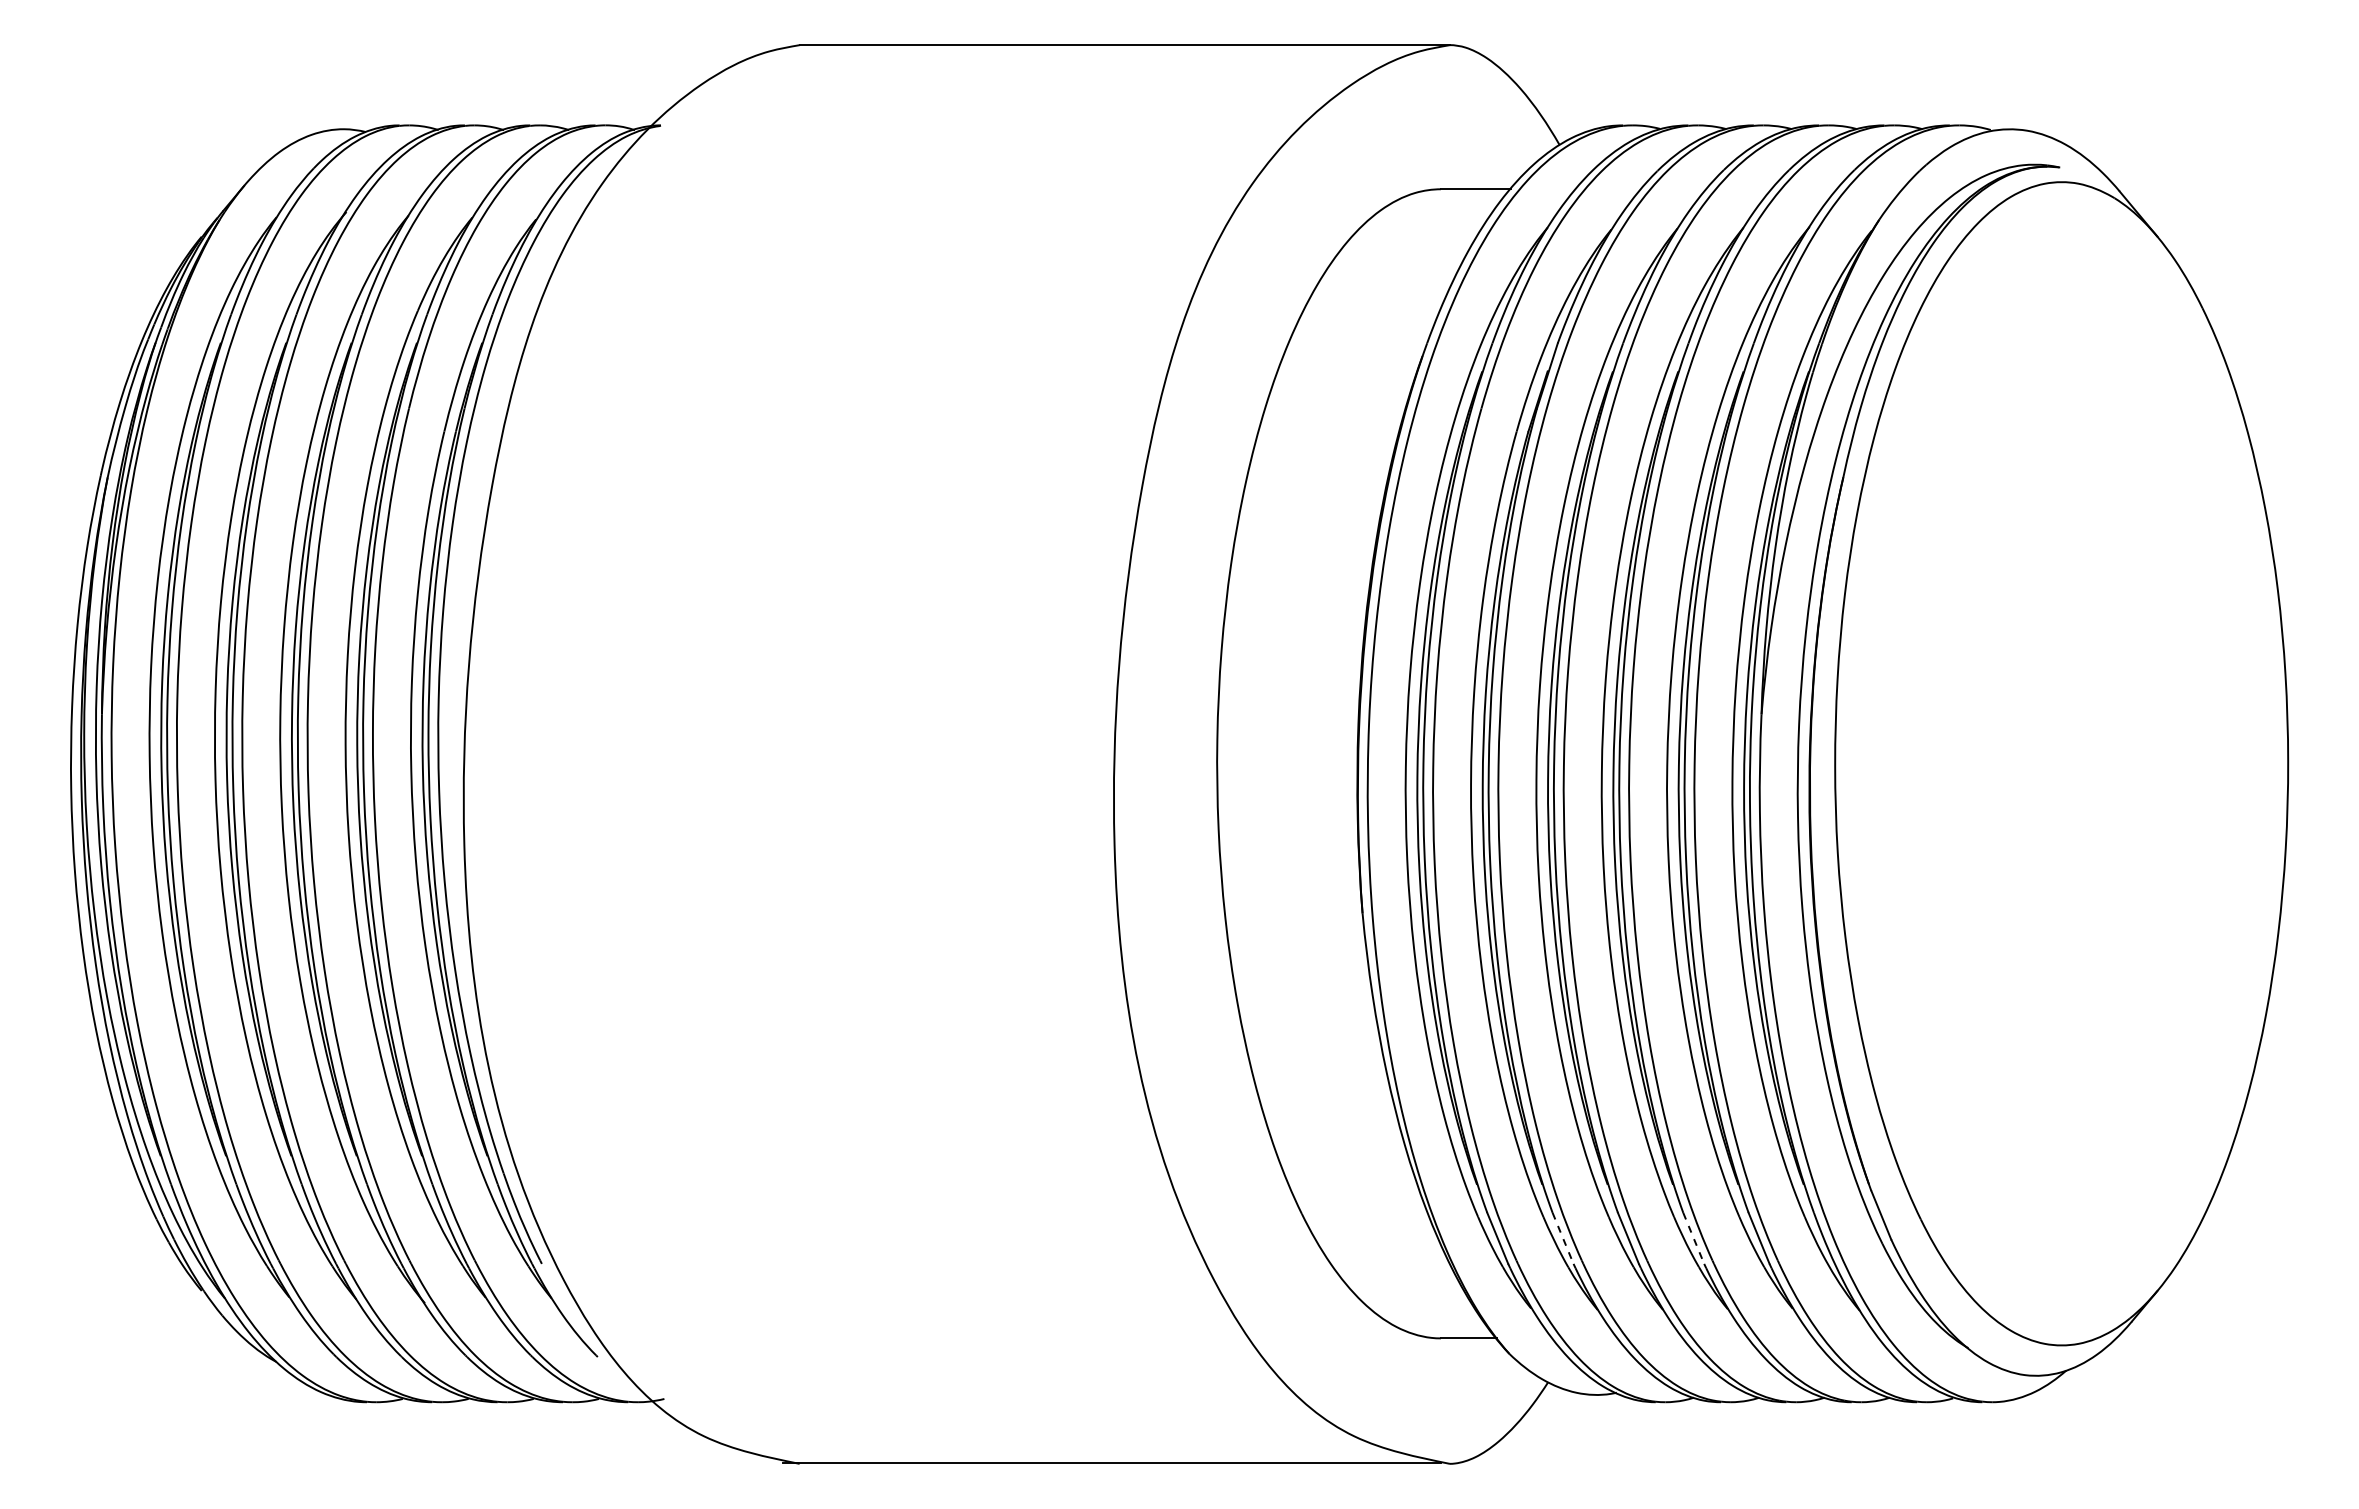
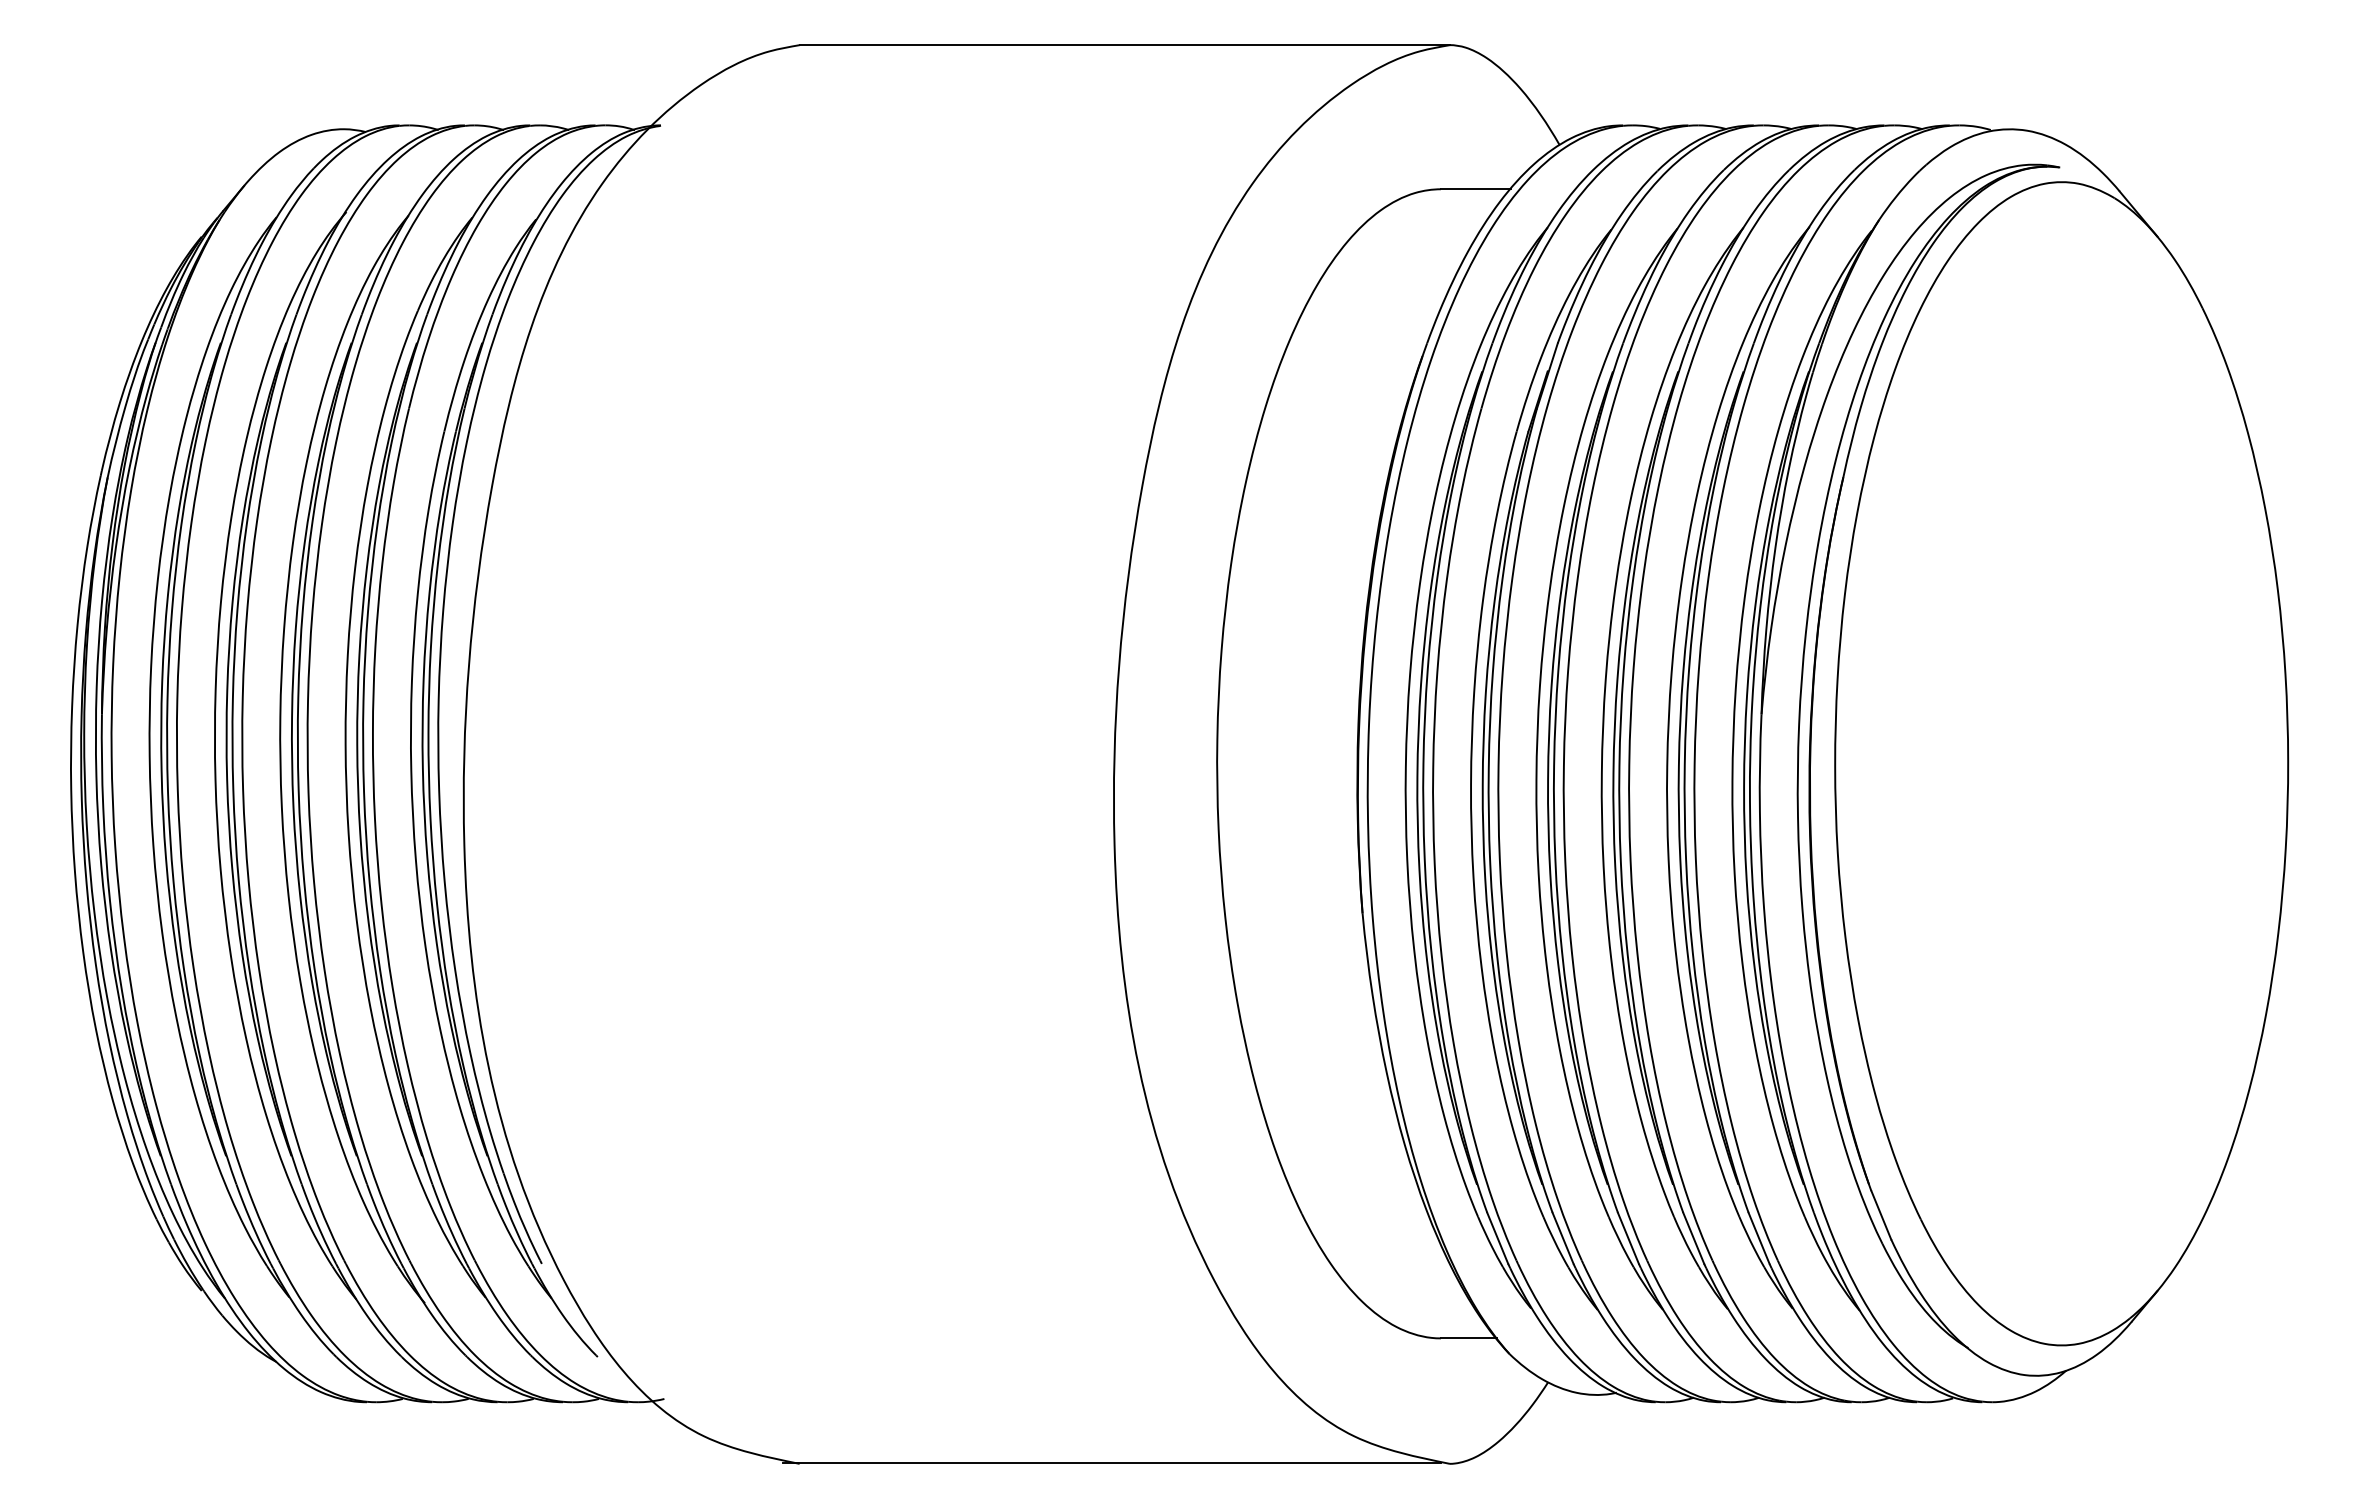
line: dashed -> solid (1563, 1238)
line: dashed -> solid (1693, 1238)
